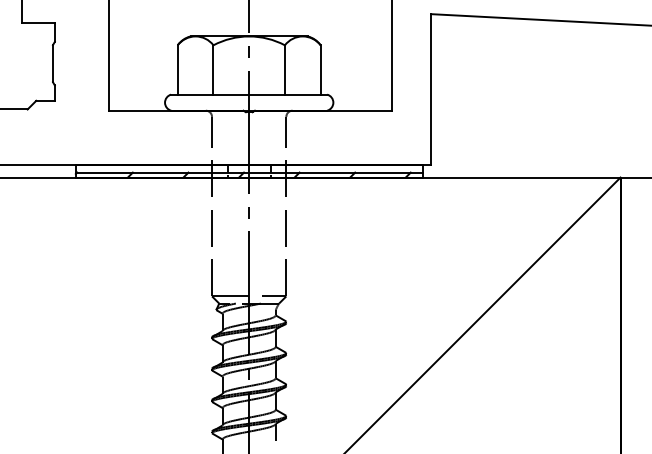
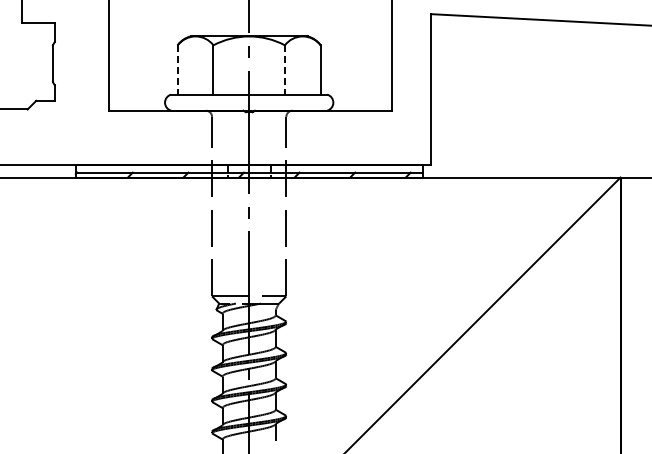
line: solid -> dashed (177, 69)
line: solid -> dashed (284, 69)
